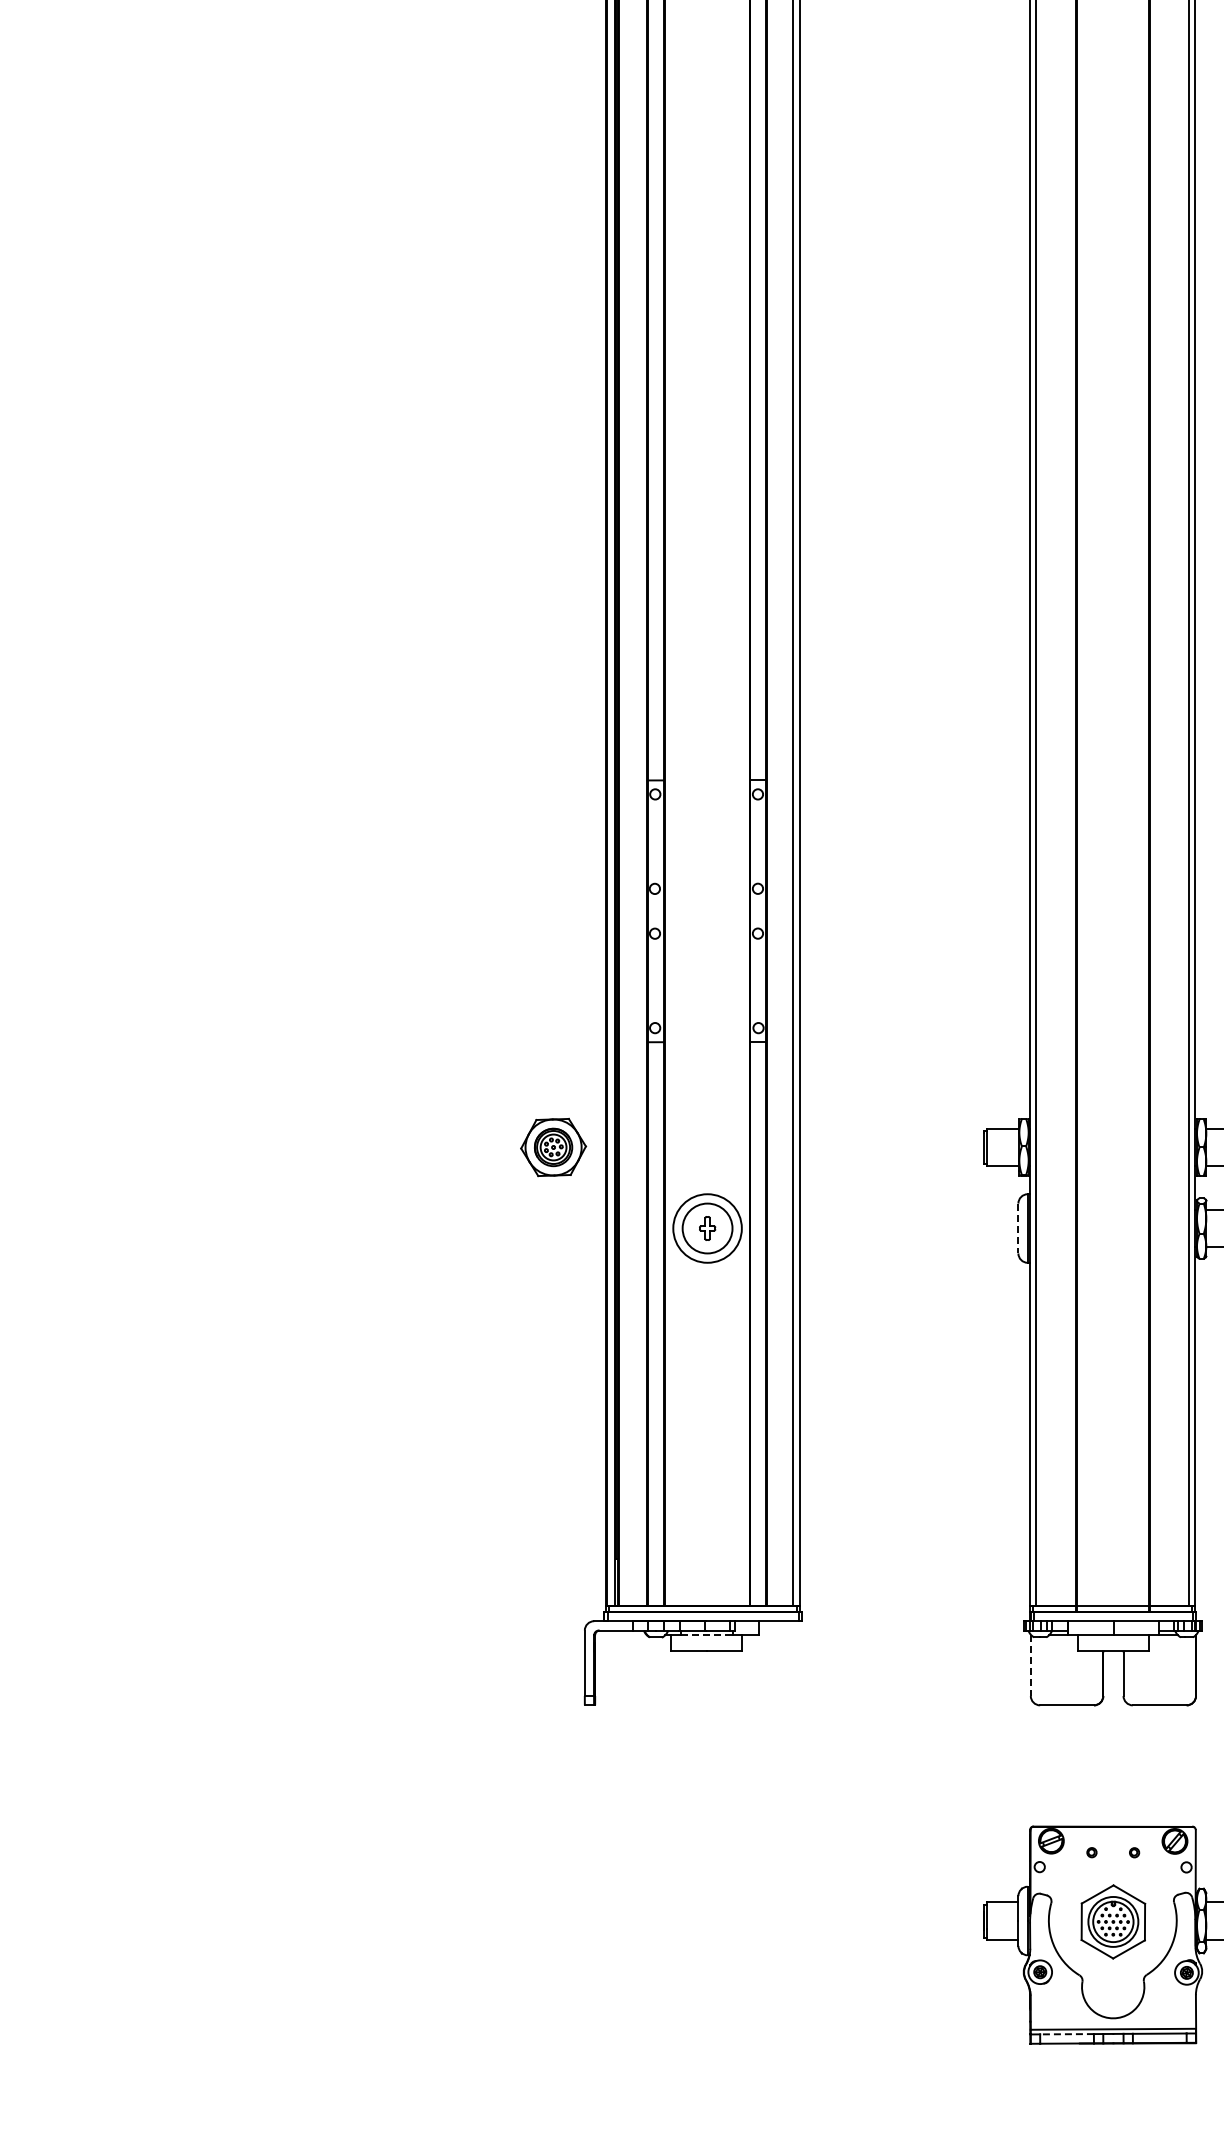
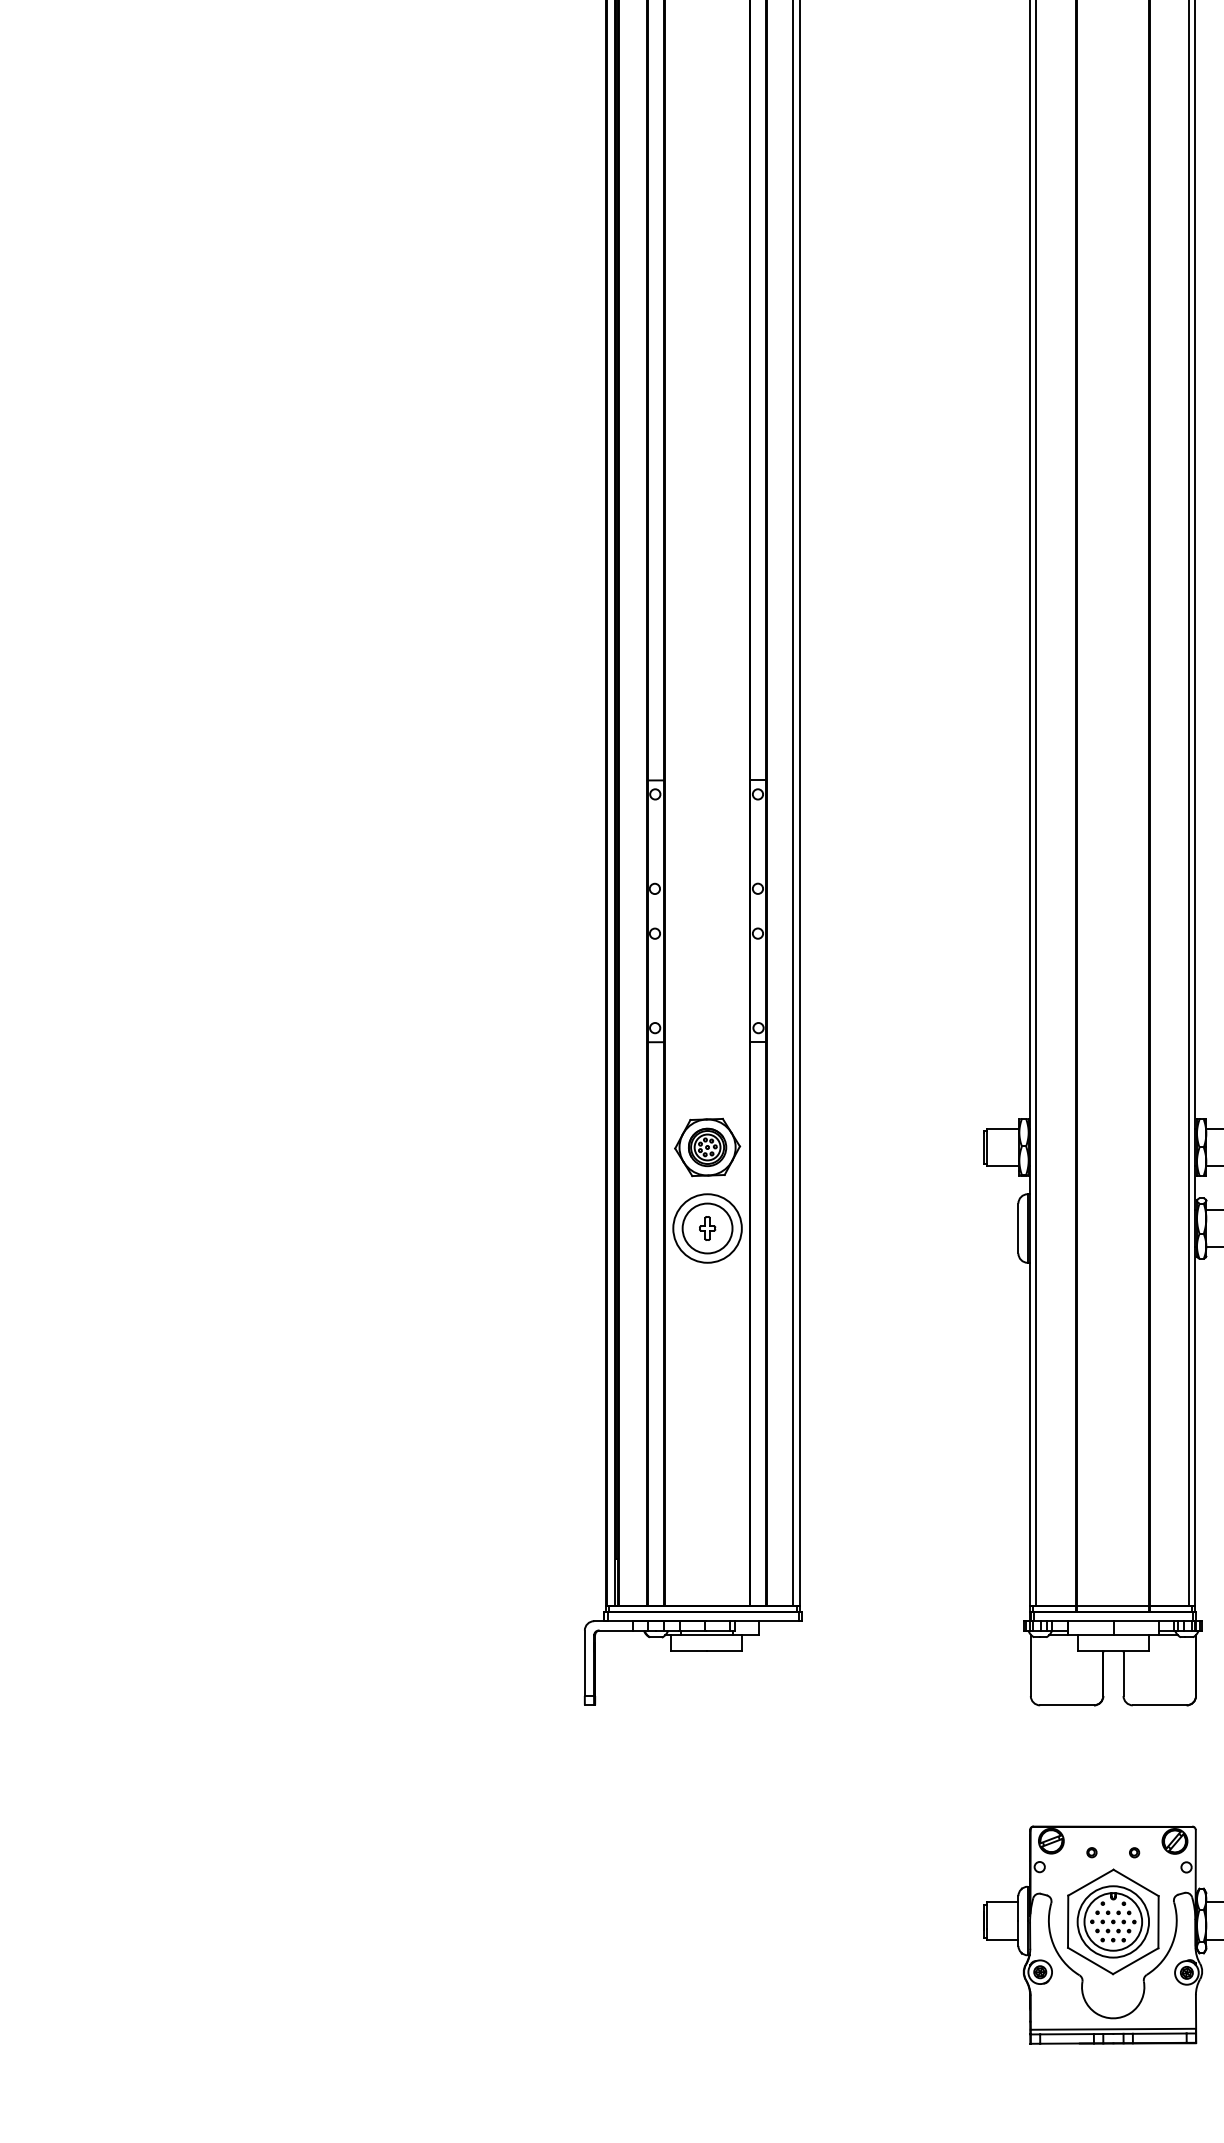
part position: (553, 1147) -> (707, 1147) (707, 1147)
line: dashed -> solid (1018, 1228)
line: dashed -> solid (707, 1635)
line: dashed -> solid (1030, 1666)
part size: 67x76 px -> 93x108 px (1113, 1921)
line: dashed -> solid (1067, 2034)
